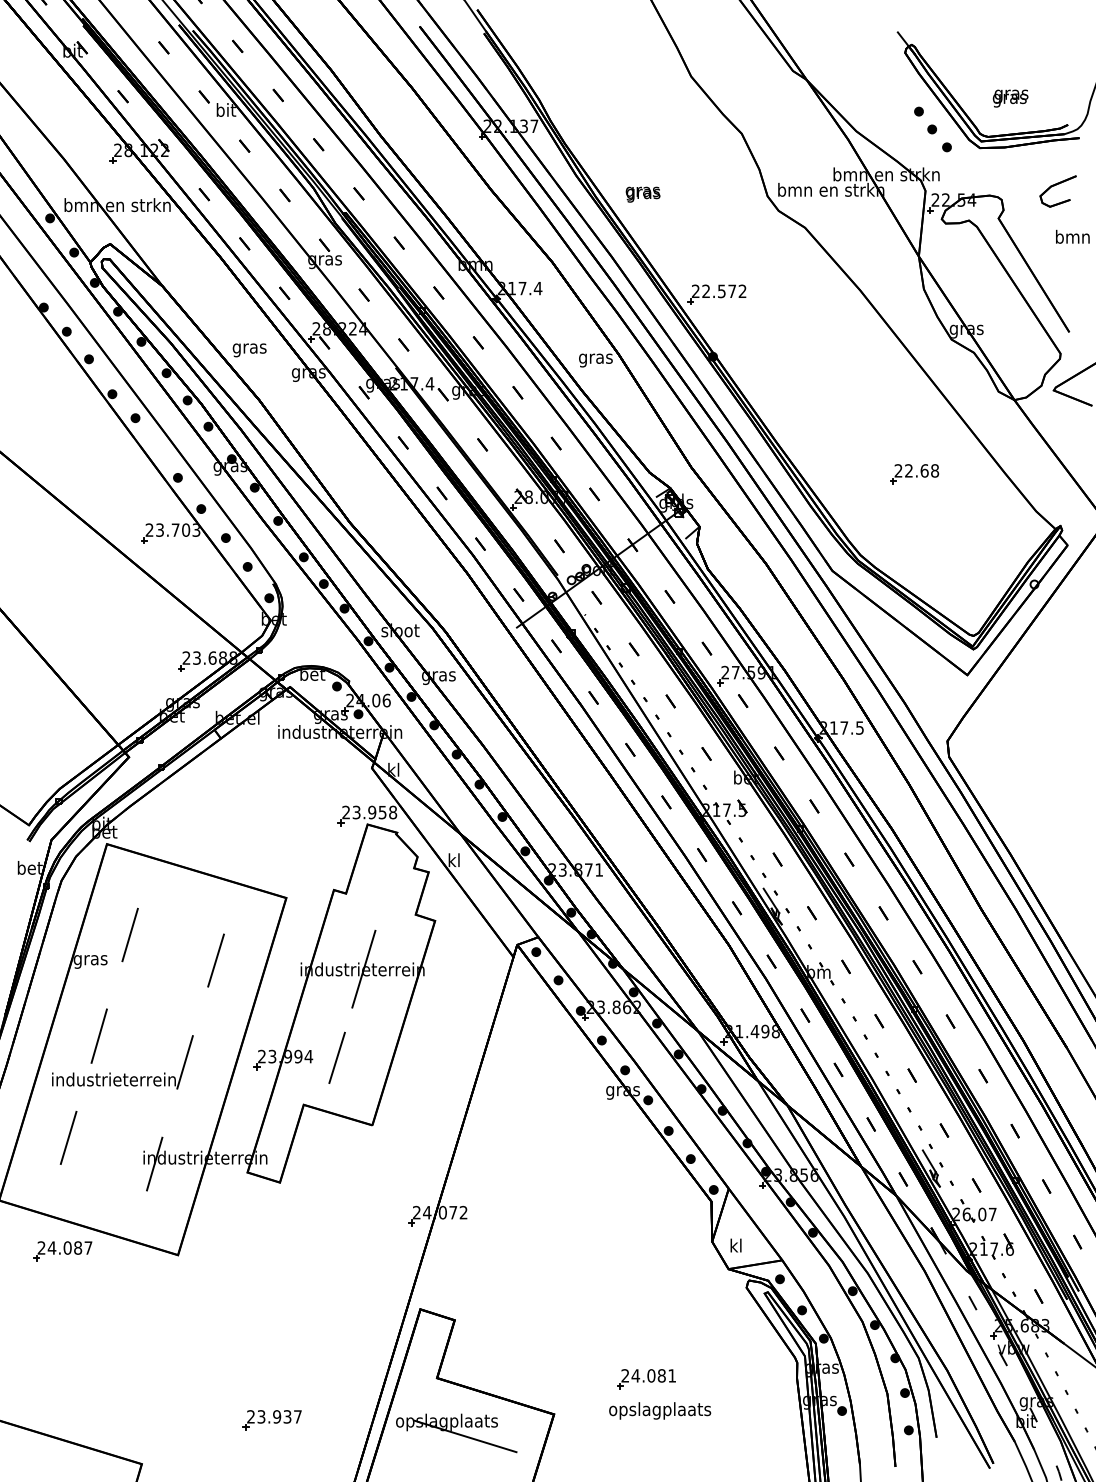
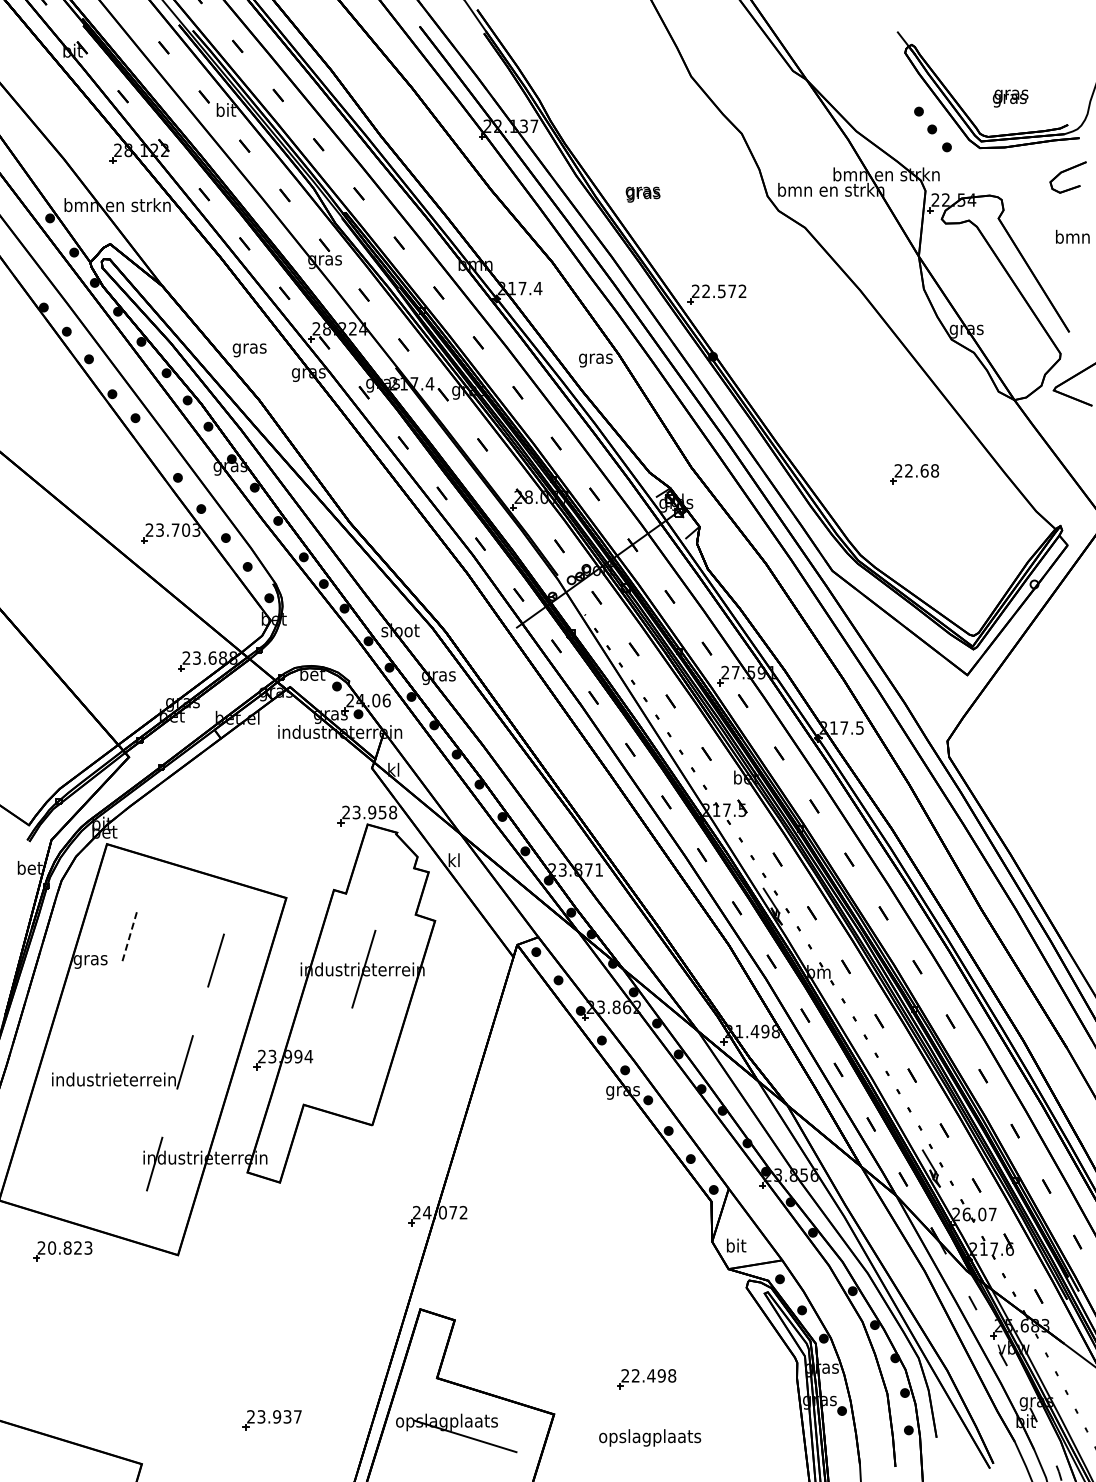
part position: (1057, 191) -> (1067, 177) (1067, 177)
line: solid -> dashed (130, 934)
line: present -> none (98, 1035)
line: present -> none (336, 1057)
line: present -> none (68, 1137)
text: kl -> bit (736, 1245)
text: 24.087 -> 20.823 (69, 1247)
text: 24.081 -> 22.498 (653, 1375)
text position: (660, 1410) -> (650, 1437) (650, 1437)
